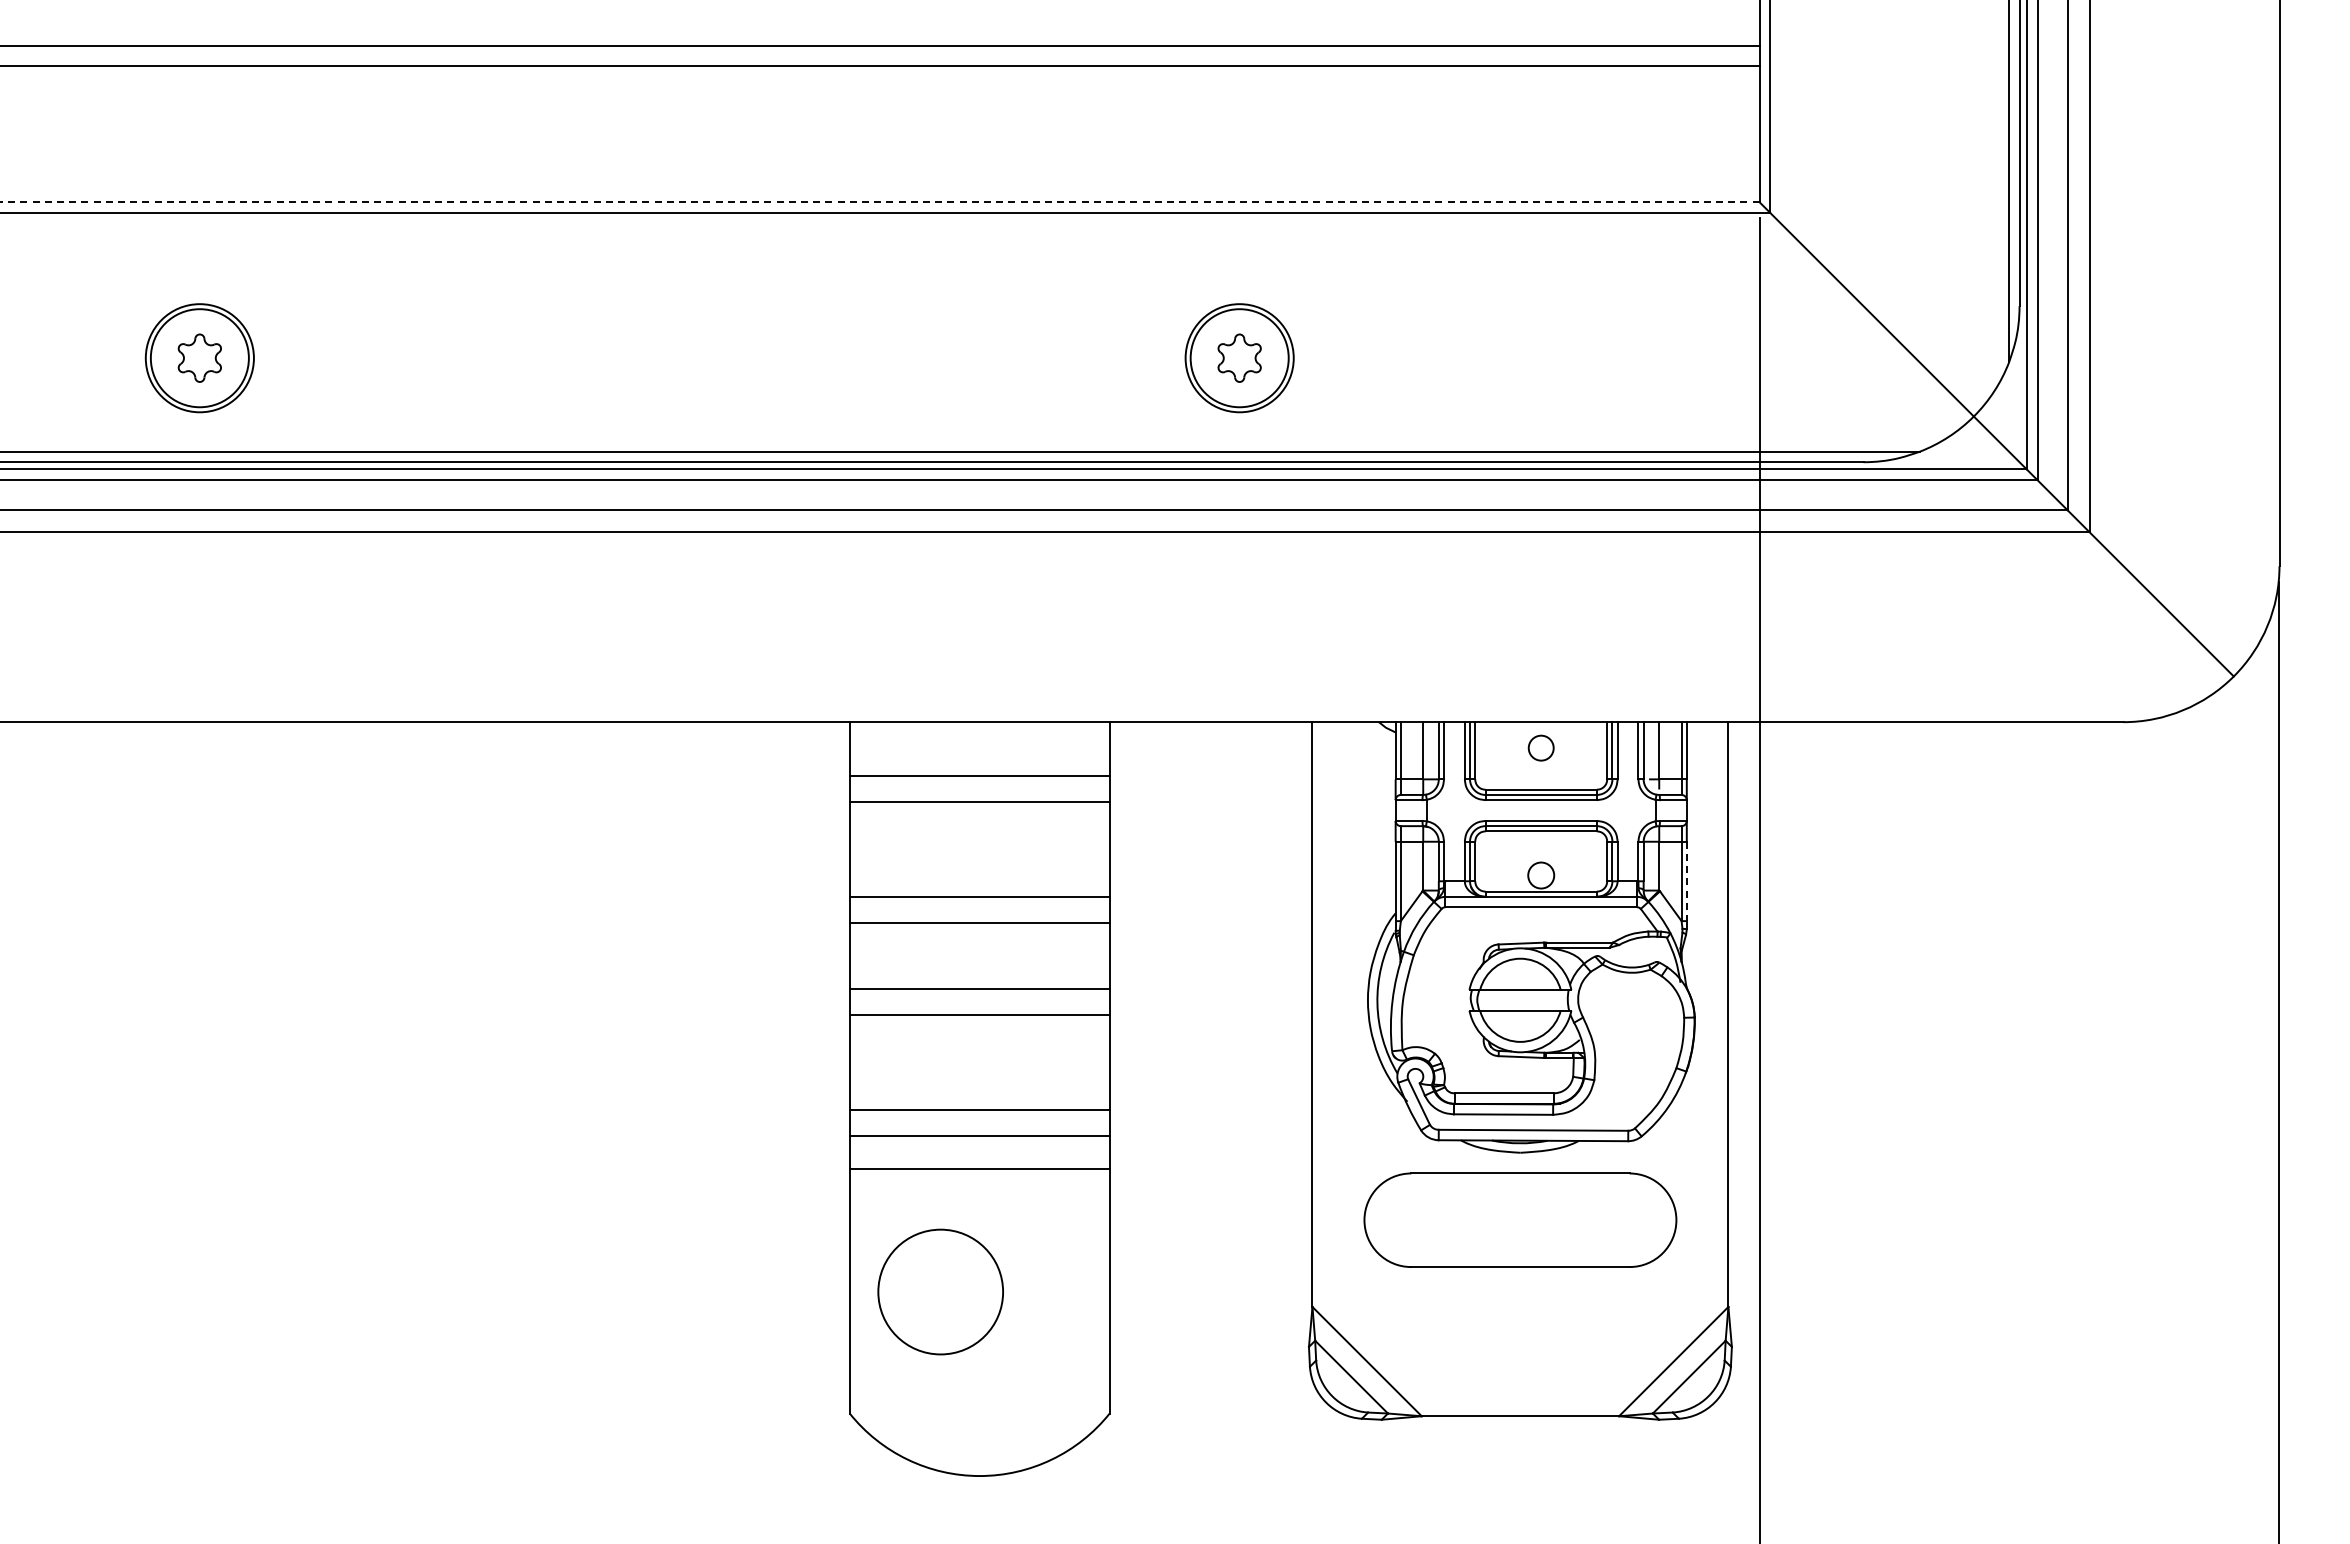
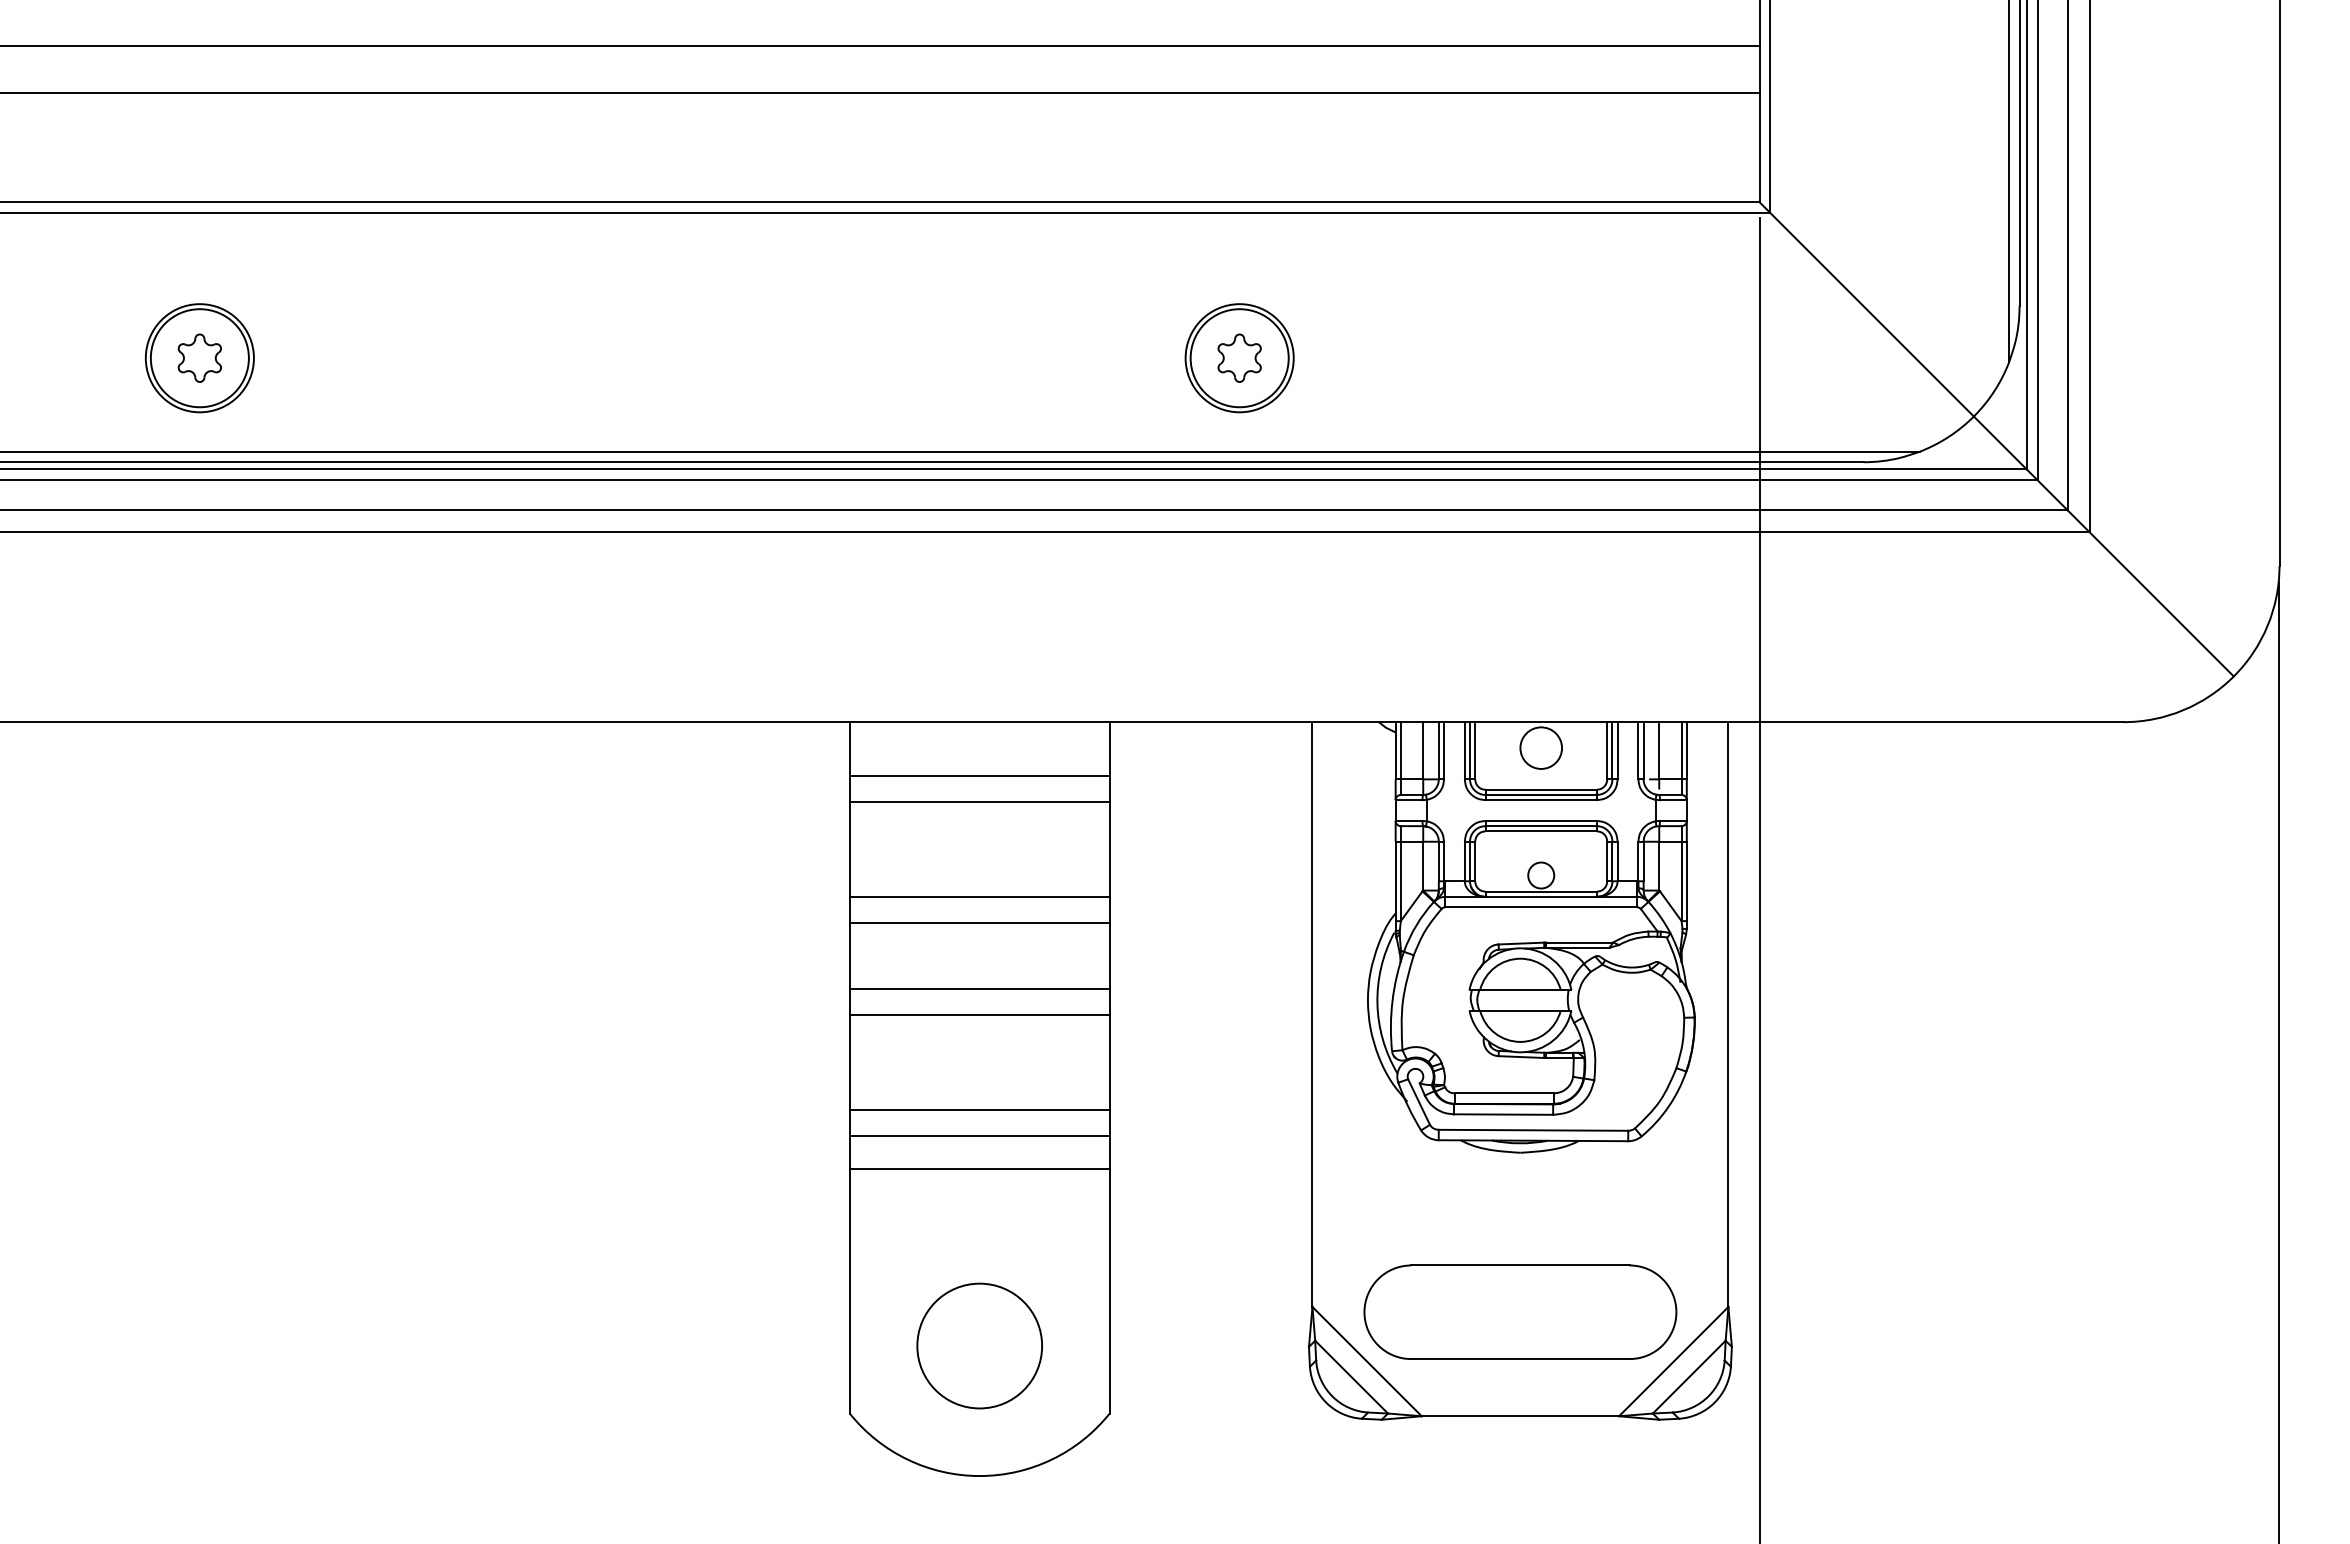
line position: (880, 66) -> (880, 93) (880, 93)
line: dashed -> solid (879, 202)
circle diameter: 25 px -> 42 px (1541, 747)
line: dashed -> solid (1686, 881)
part position: (1520, 1219) -> (1520, 1311) (1520, 1311)
circle position: (940, 1291) -> (979, 1345) (979, 1345)
